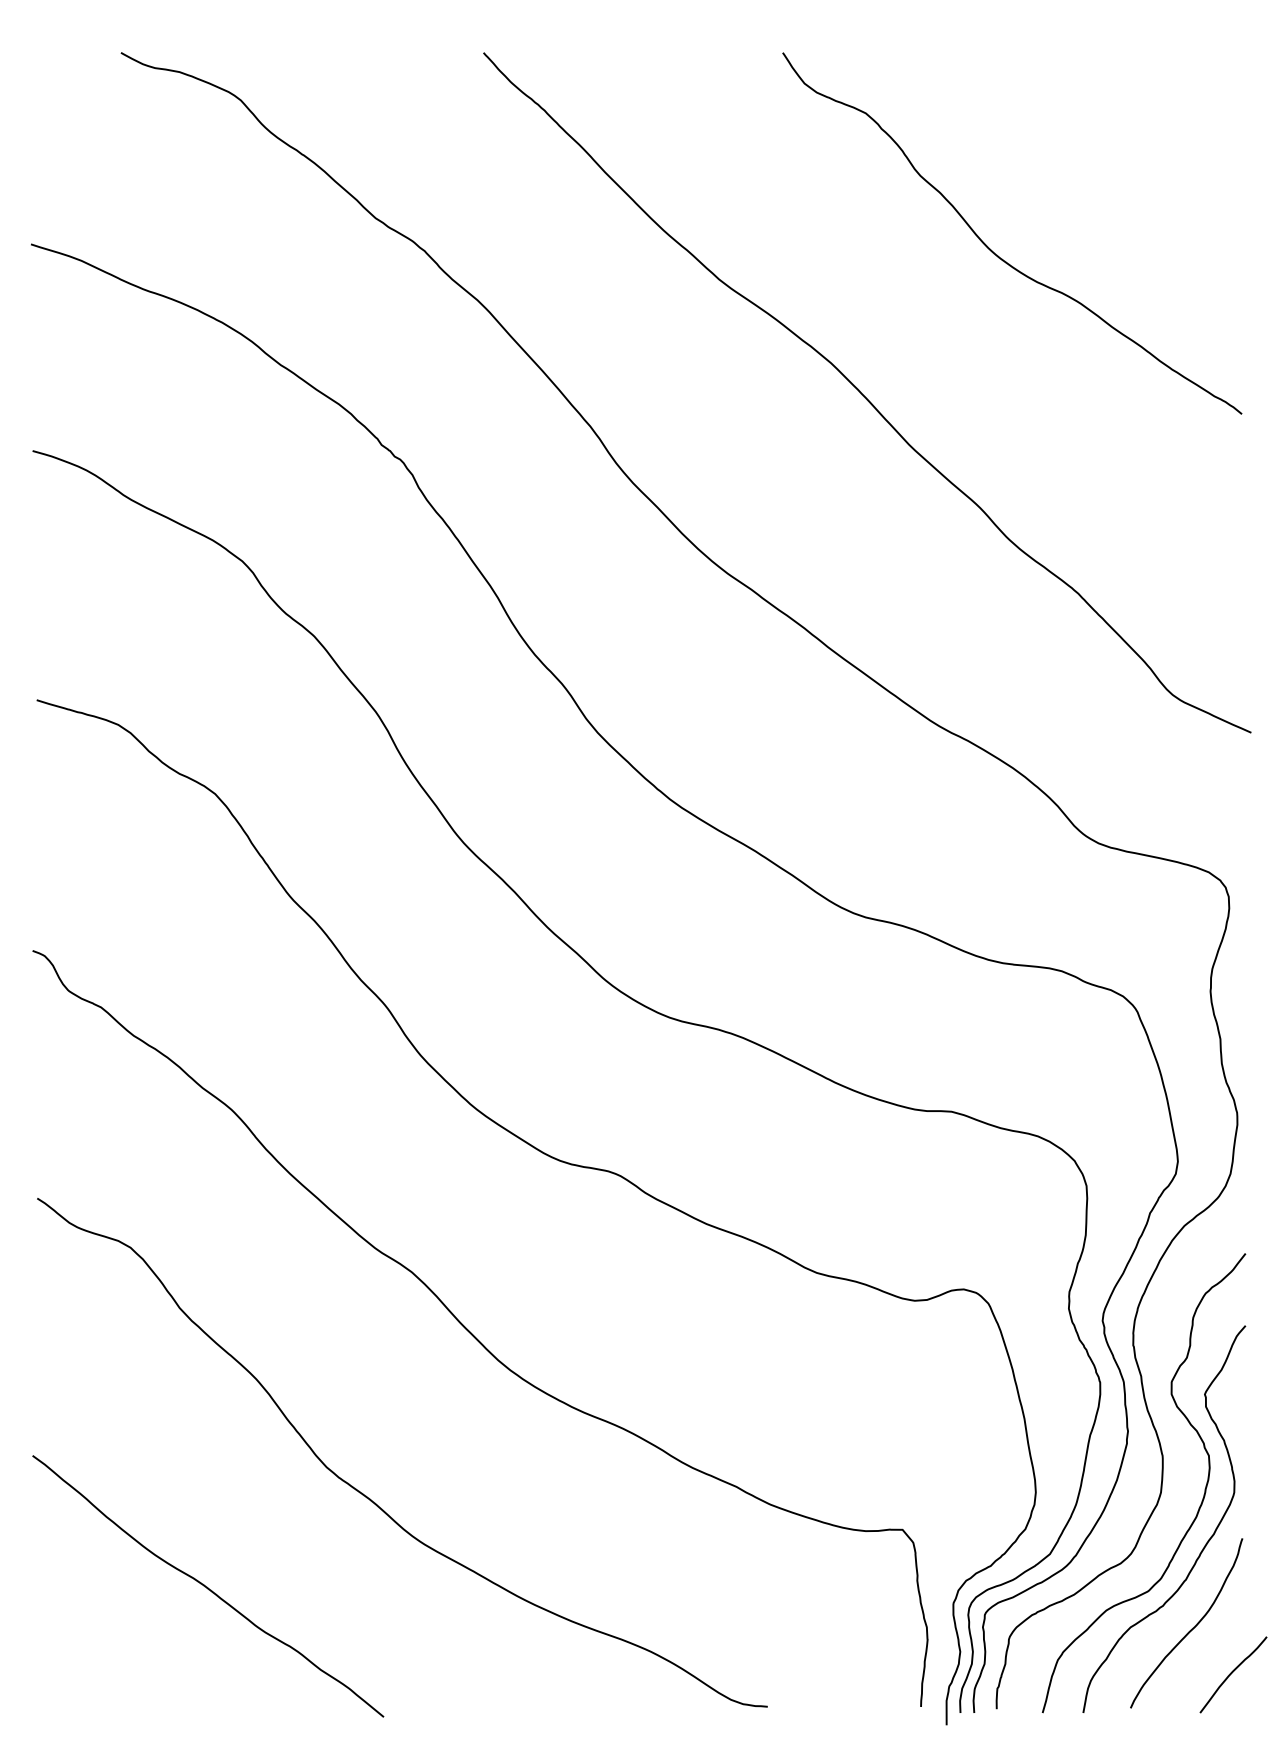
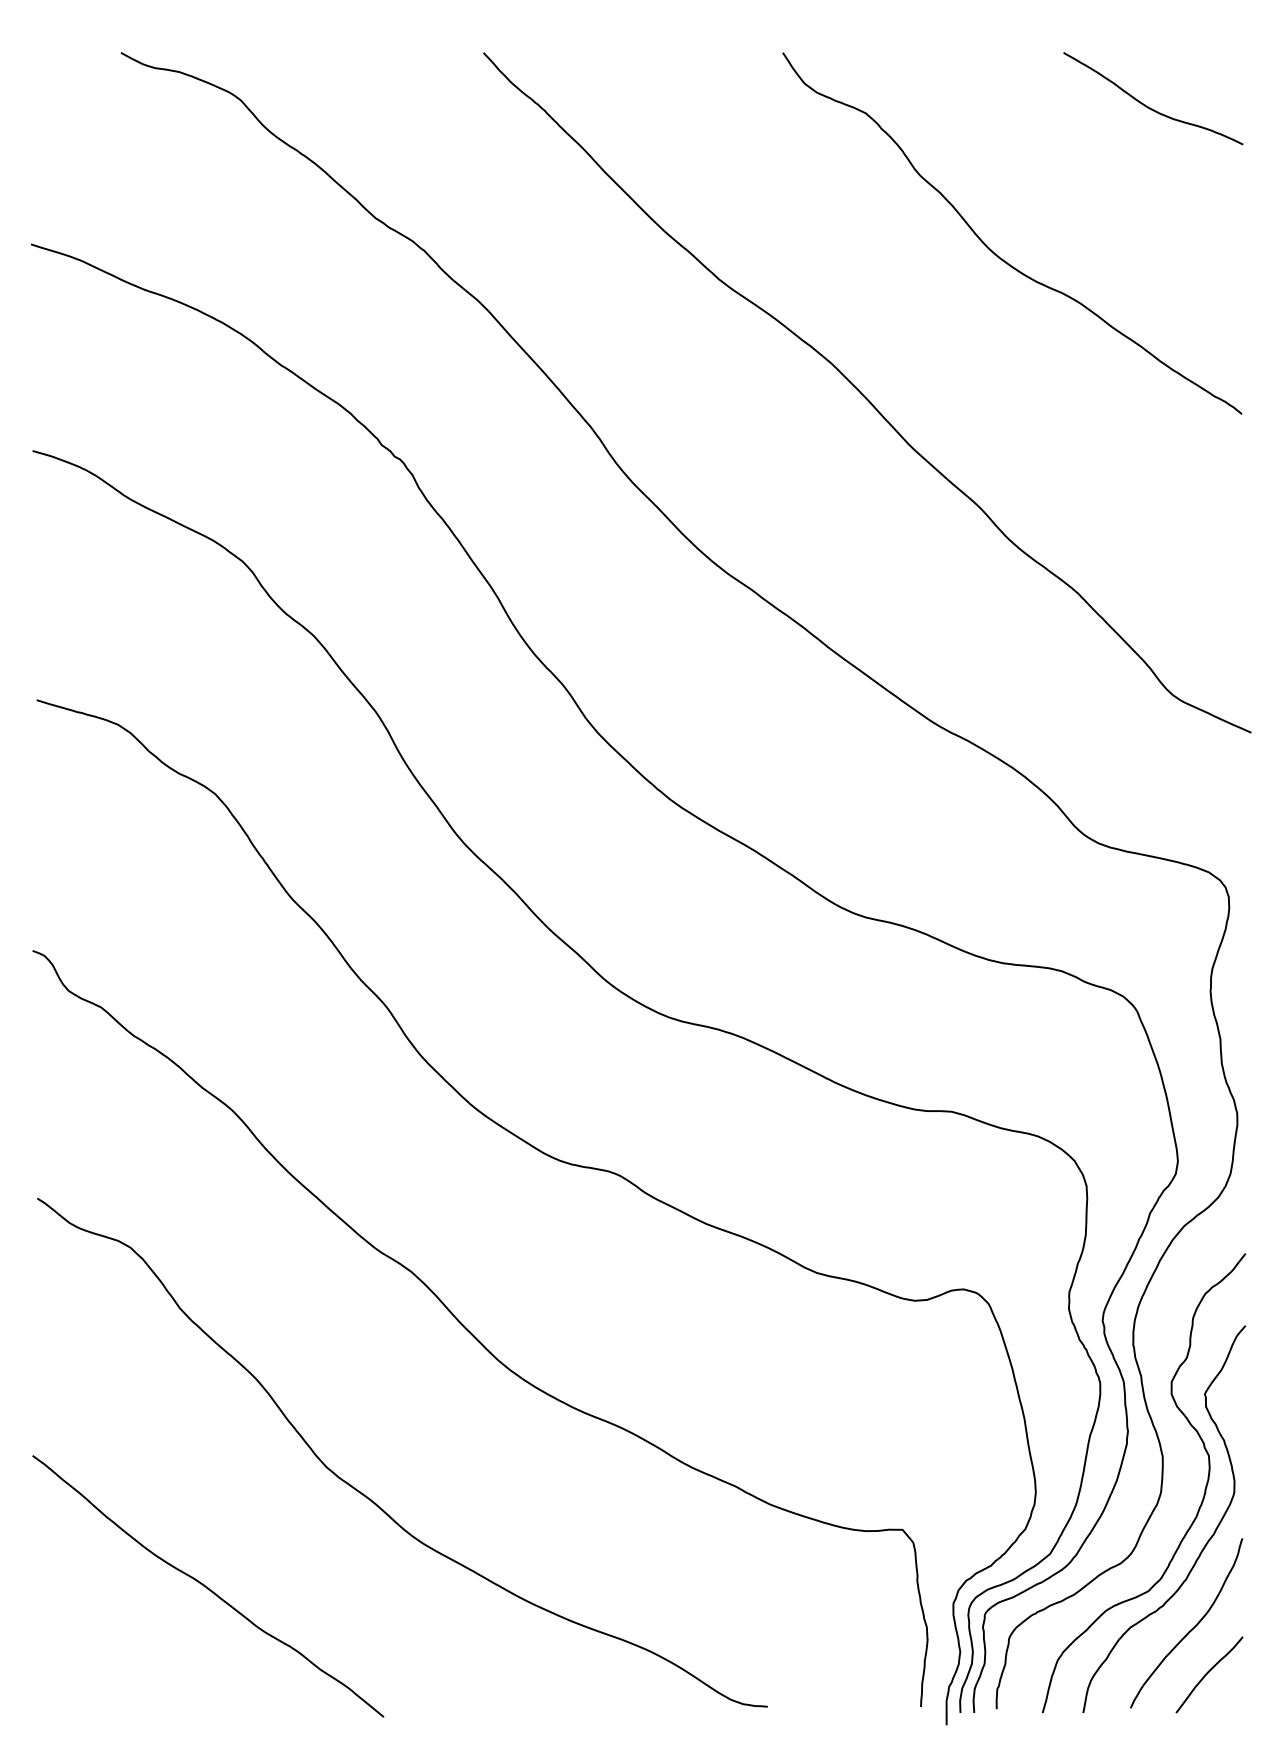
curve: none -> present (1148, 106)
curve position: (1232, 1673) -> (1208, 1673) (1208, 1673)
